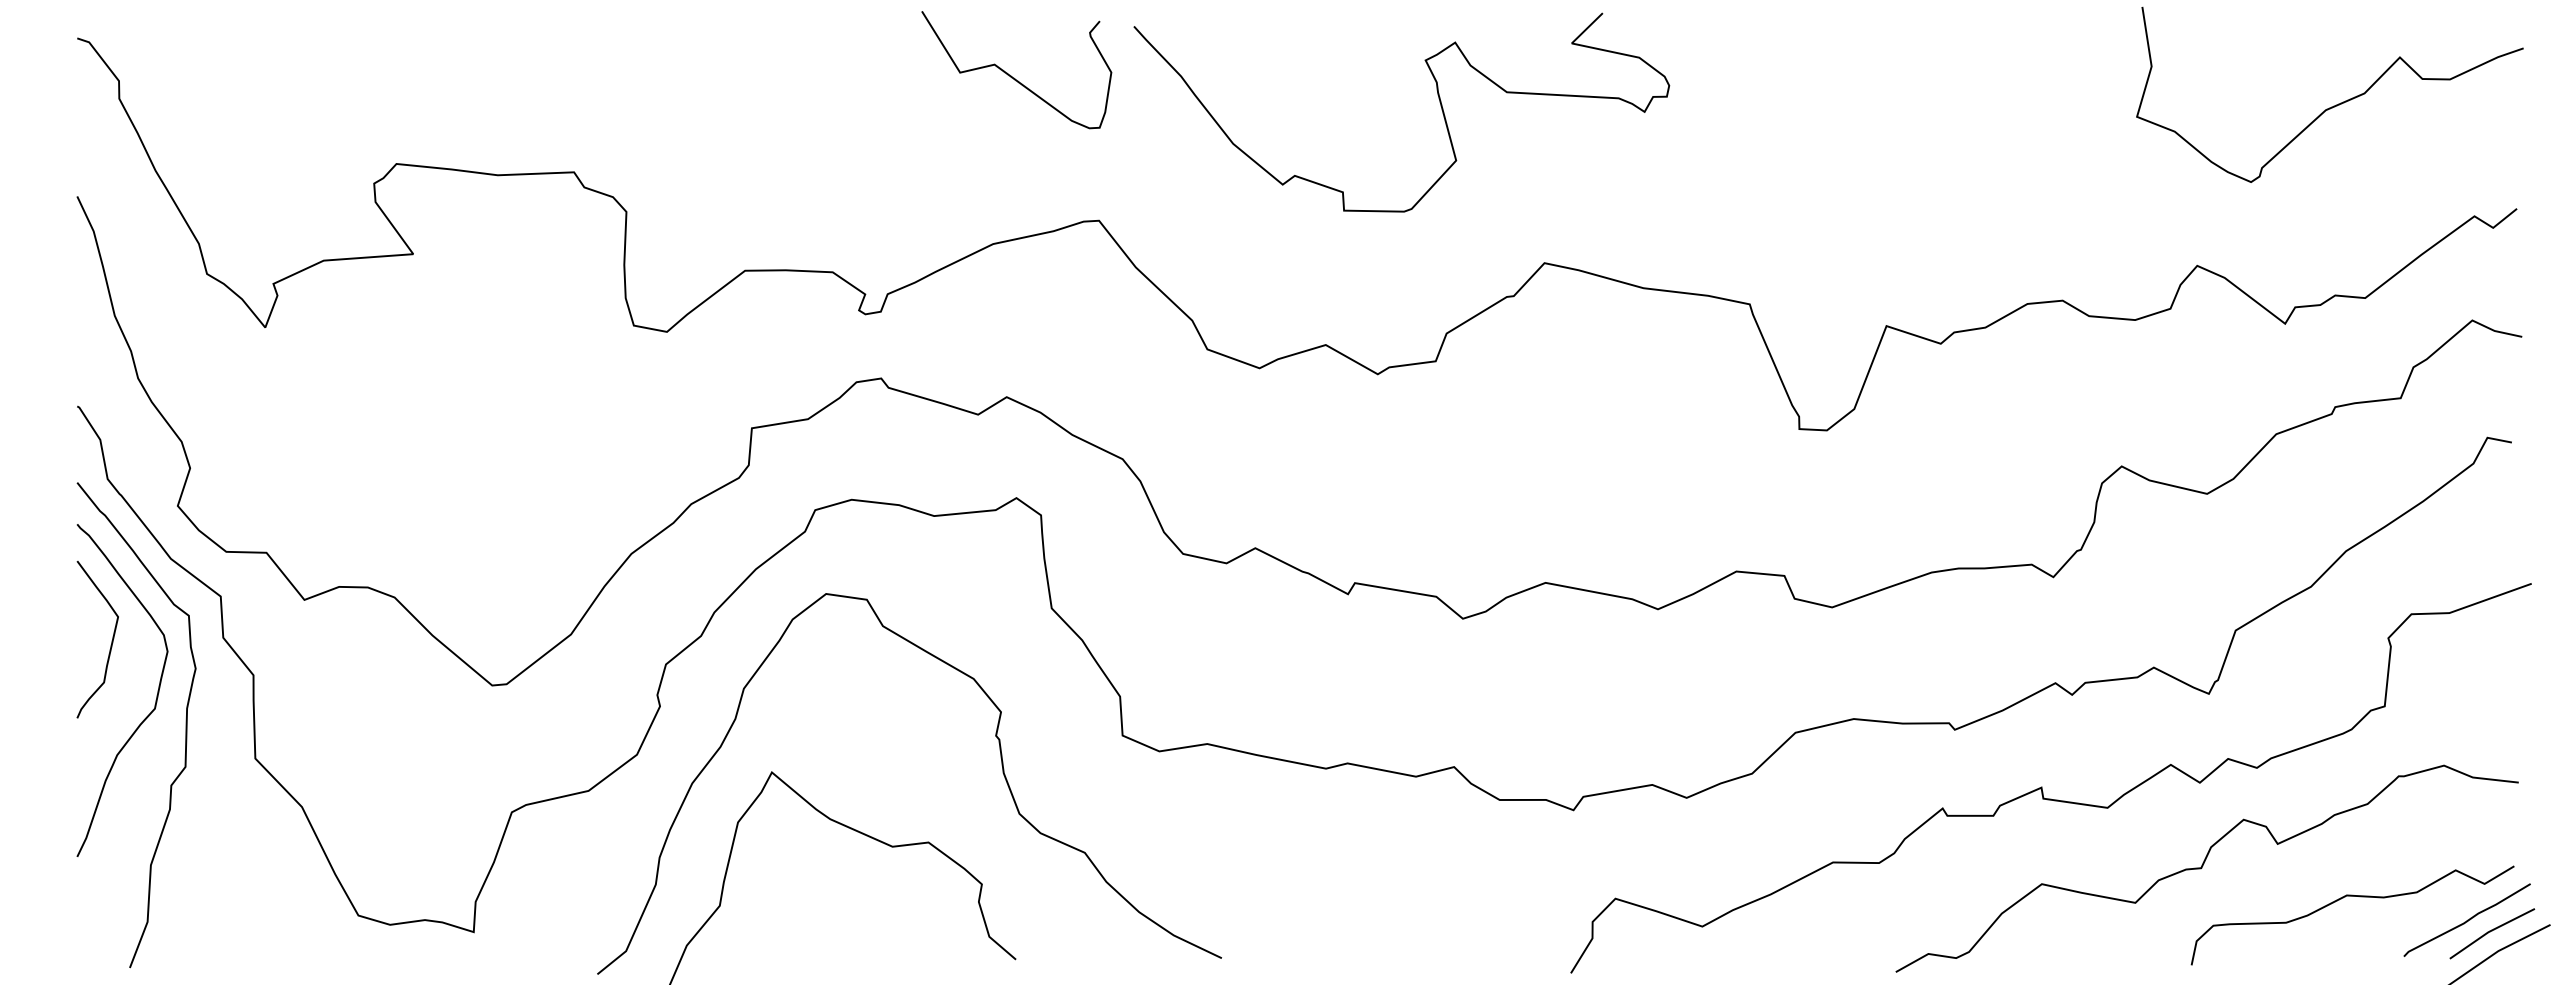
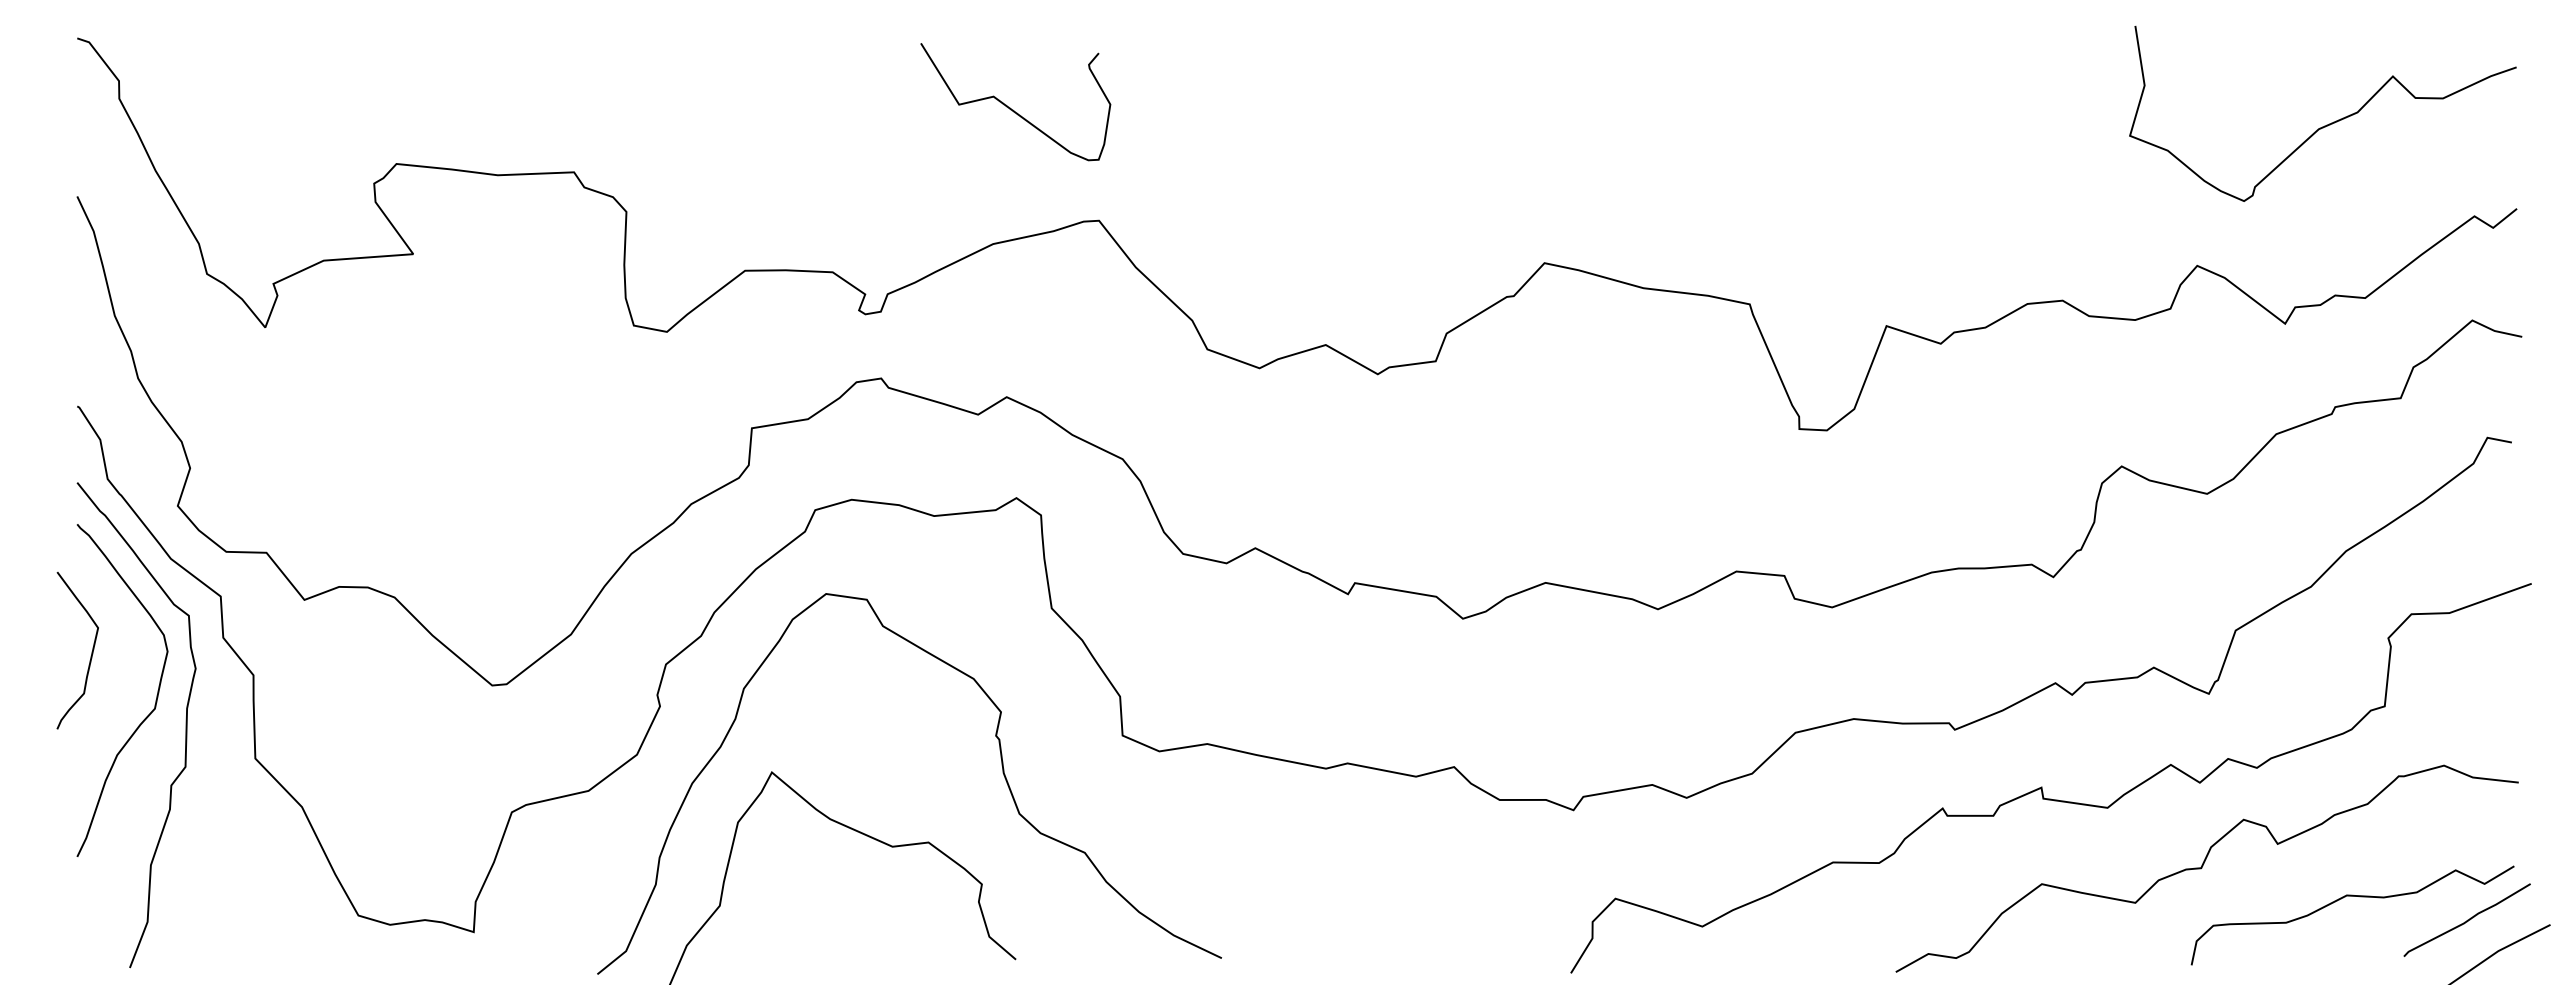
curve position: (1011, 75) -> (1010, 107) (1010, 107)
curve: present -> none (1439, 102)
curve position: (2333, 105) -> (2326, 124) (2326, 124)
curve position: (111, 640) -> (91, 651) (91, 651)
line: present -> none (2492, 931)
